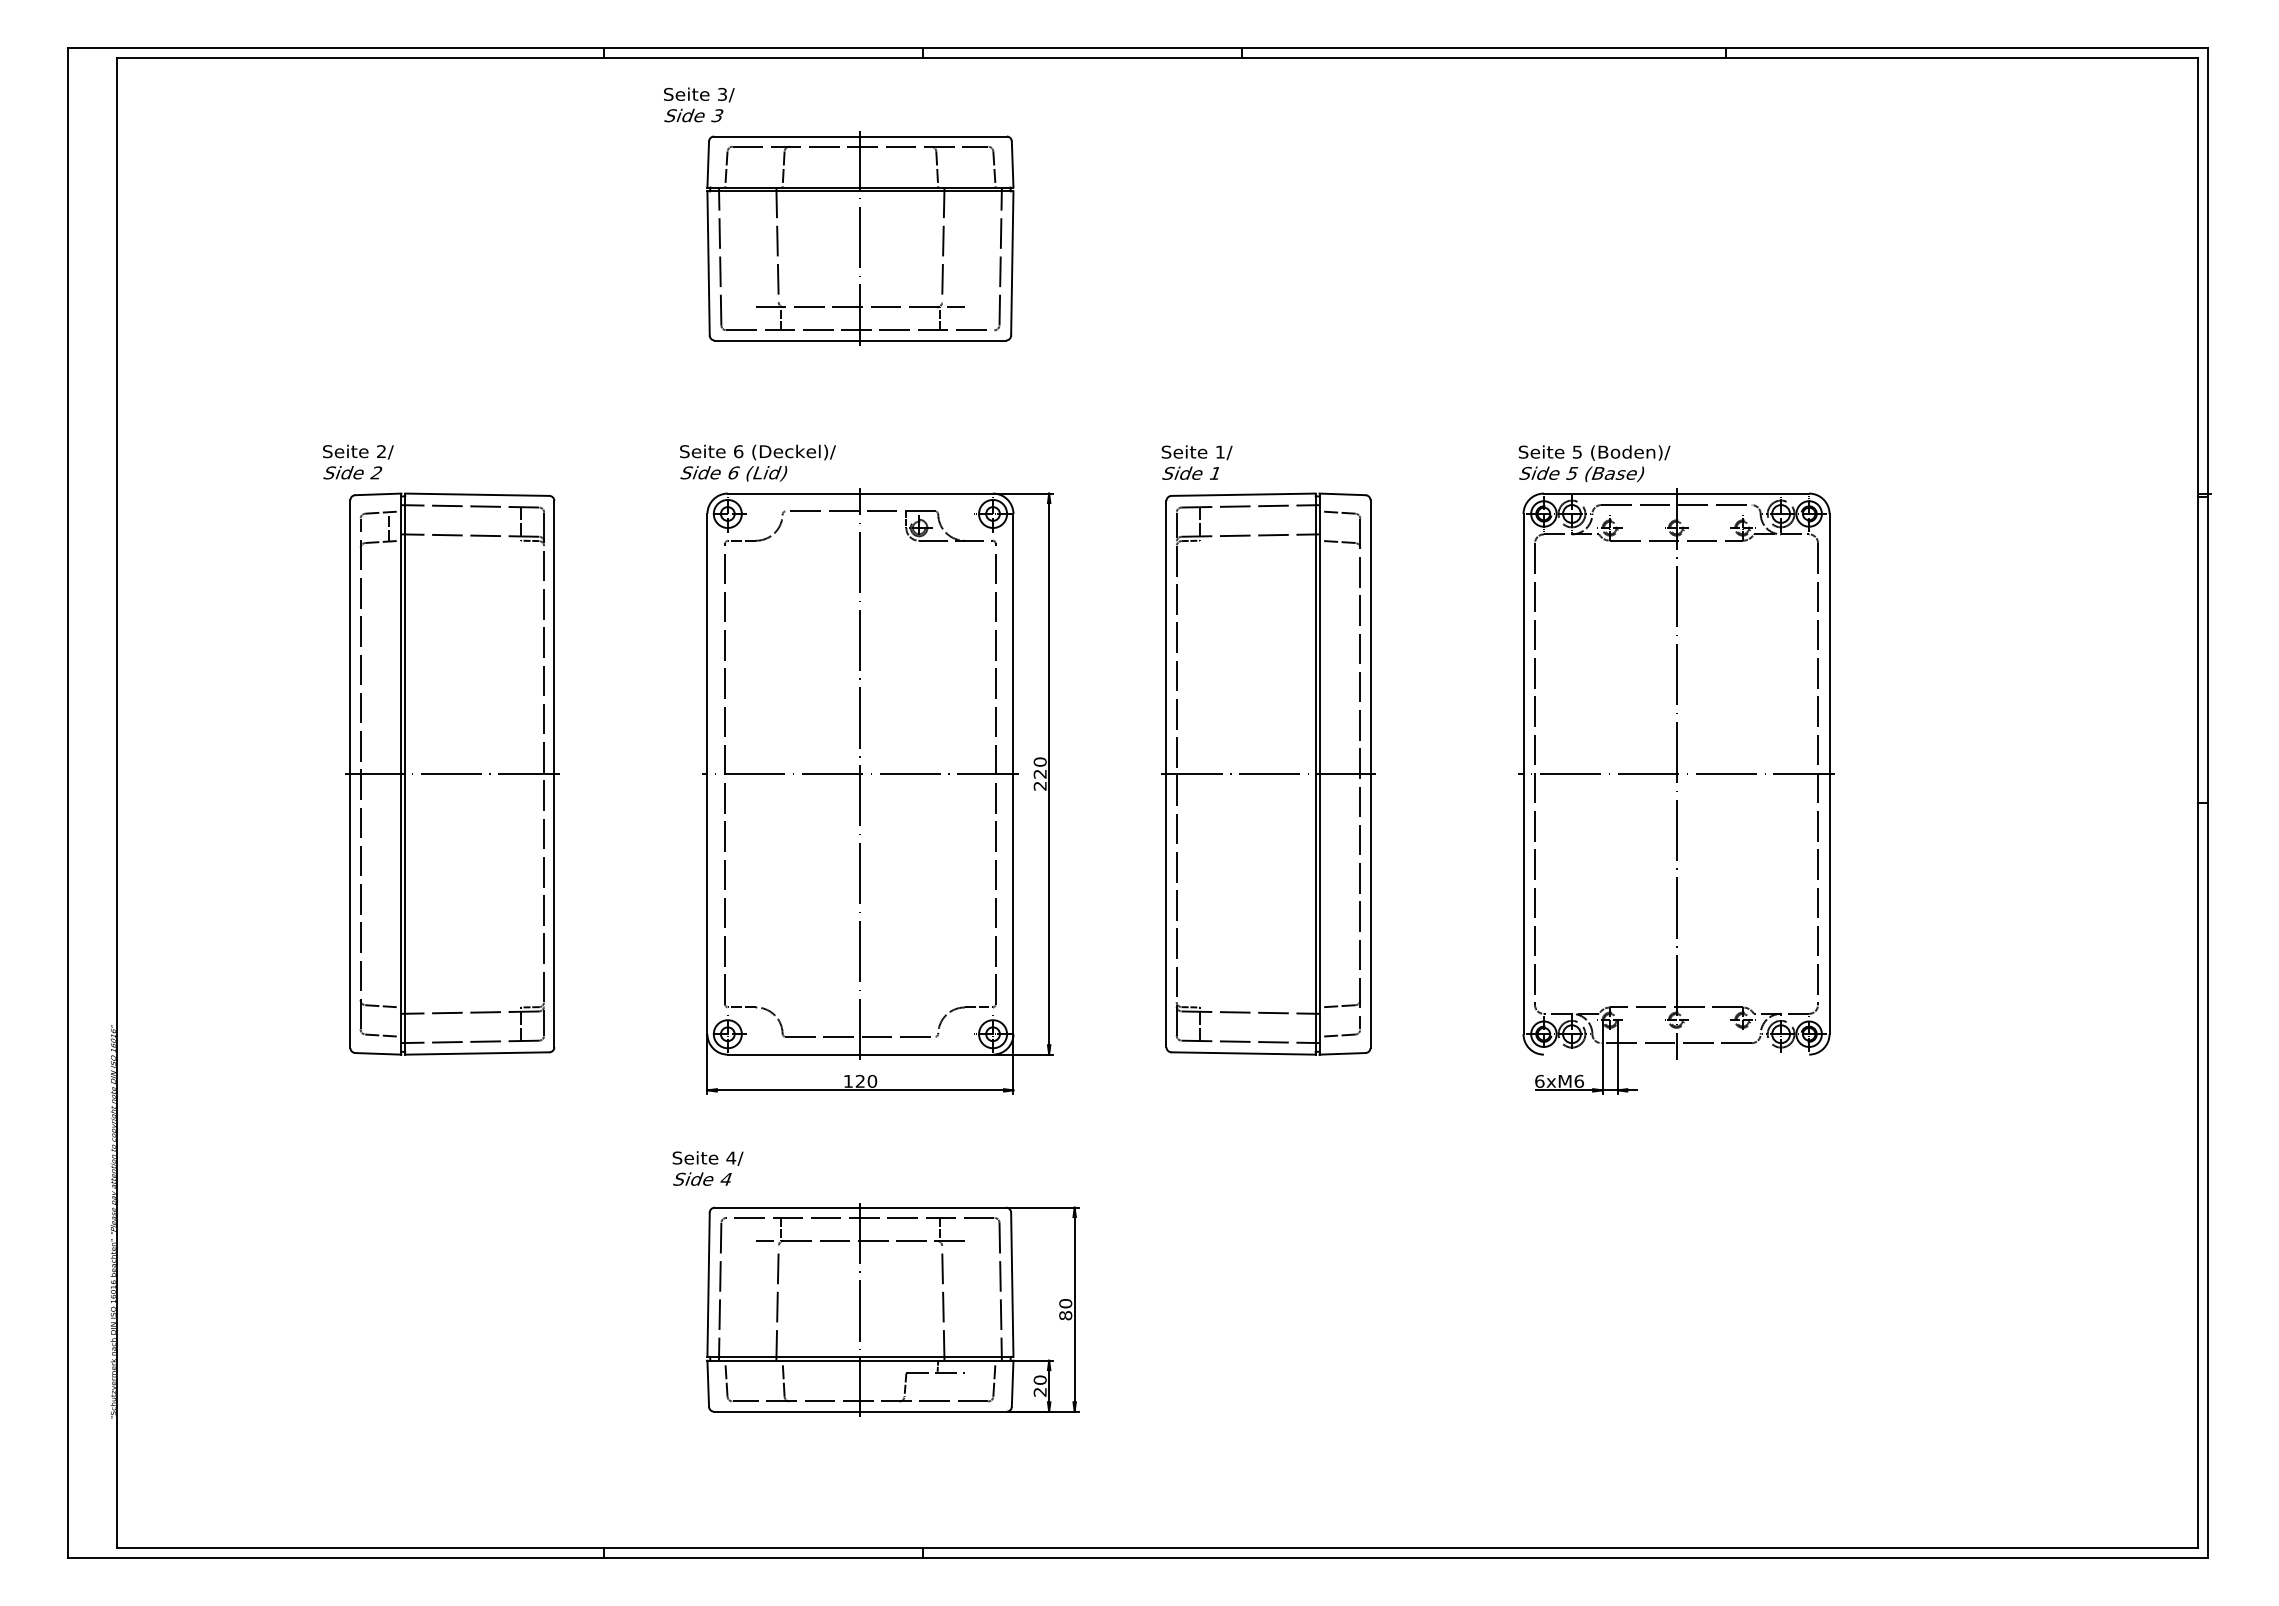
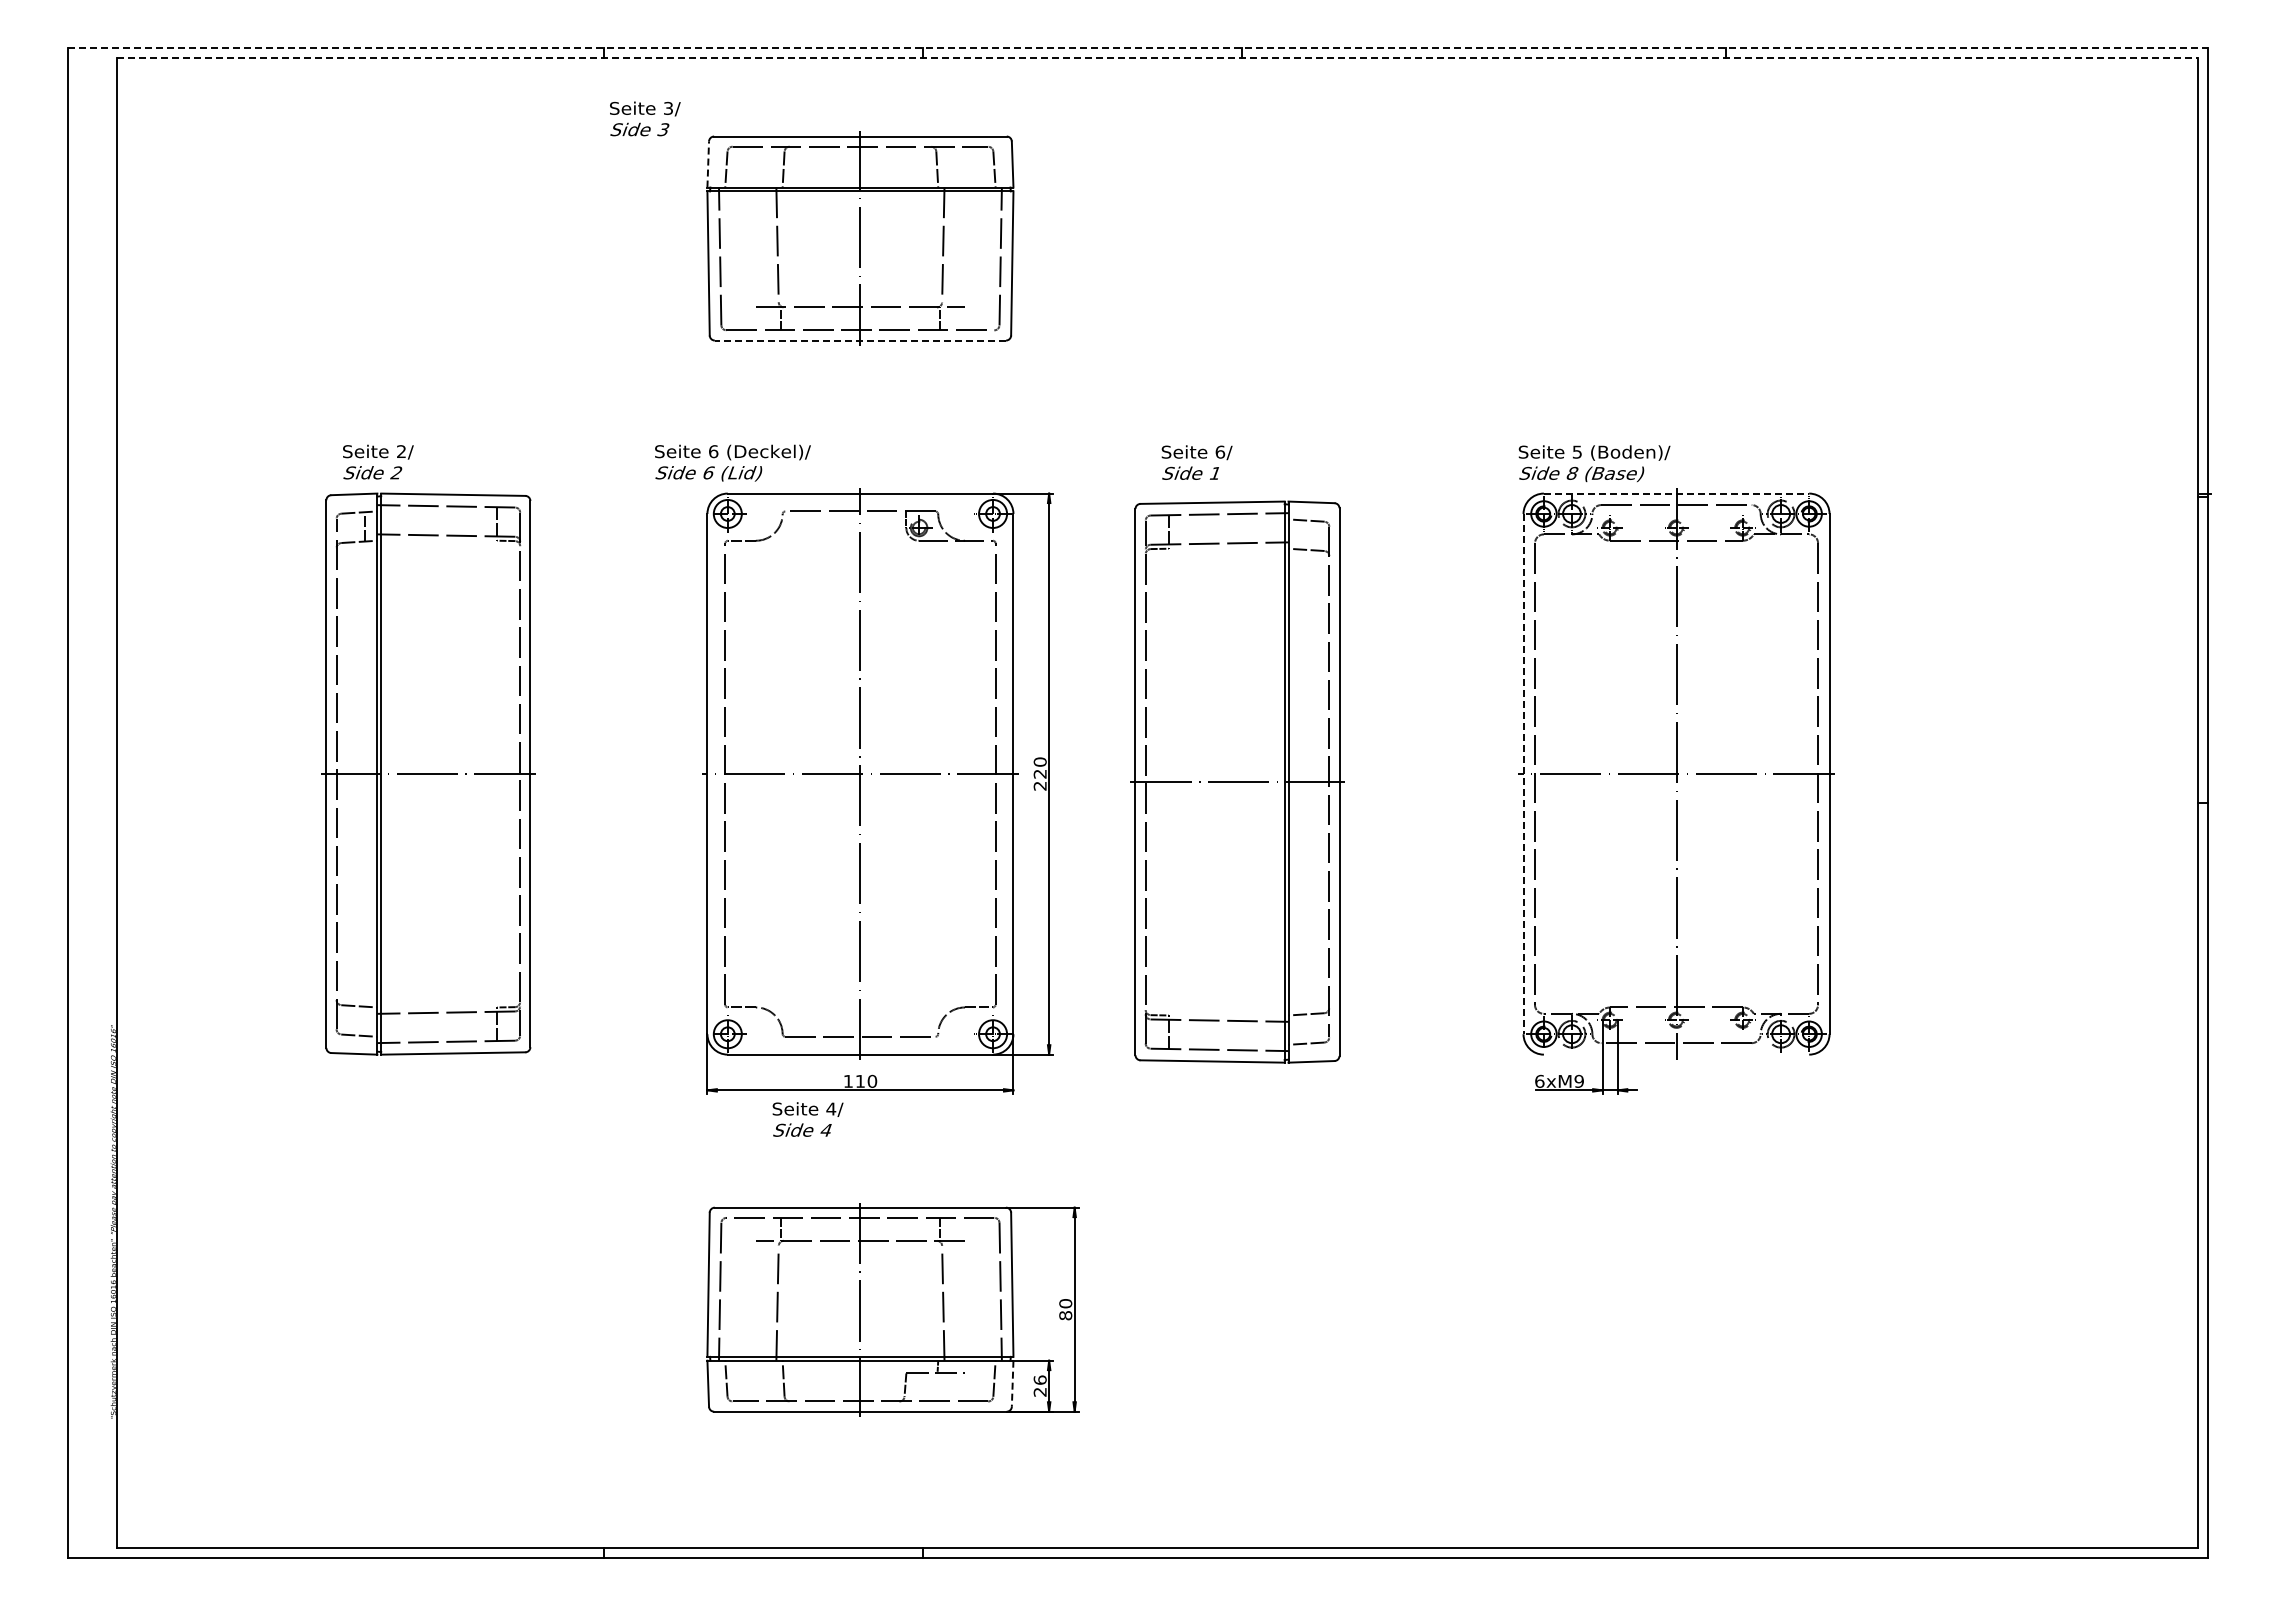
line: solid -> dashed (1138, 48)
line: solid -> dashed (1157, 58)
text position: (699, 104) -> (645, 118) (645, 118)
line: solid -> dashed (708, 164)
line: solid -> dashed (860, 340)
text: 1/ -> 6/ (1220, 451)
text position: (358, 461) -> (378, 461) (378, 461)
text position: (757, 462) -> (732, 462) (732, 462)
text: 5 -> 8 (1572, 472)
line: solid -> dashed (1676, 493)
part position: (452, 773) -> (428, 773) (428, 773)
part position: (1268, 773) -> (1237, 781) (1237, 781)
line: solid -> dashed (1523, 774)
text: 120 -> 110 (859, 1080)
text: 6xM6 -> 6xM9 (1579, 1080)
text position: (707, 1168) -> (807, 1119) (807, 1119)
text: 20 -> 26 (1039, 1379)
line: solid -> dashed (1012, 1384)
